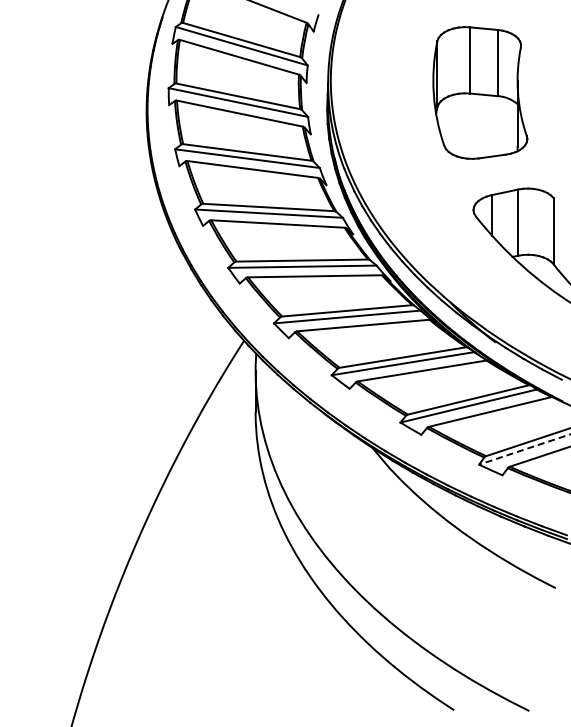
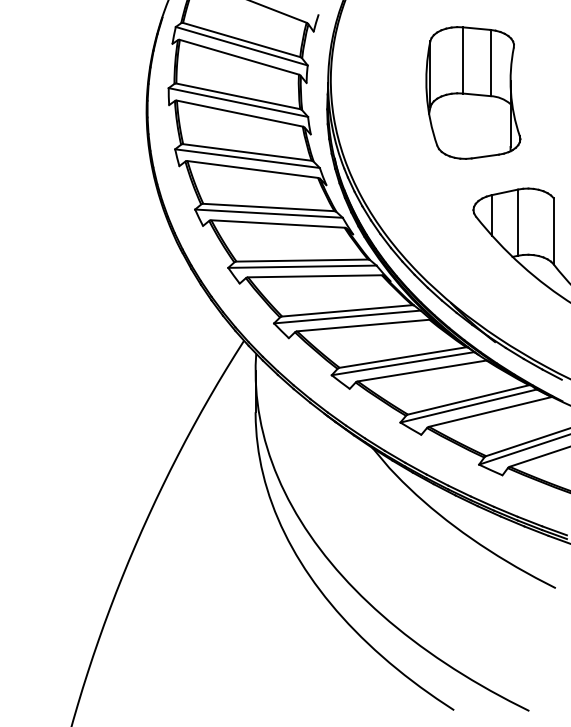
part position: (480, 92) -> (473, 92) (473, 92)
line: dashed -> solid (524, 449)
